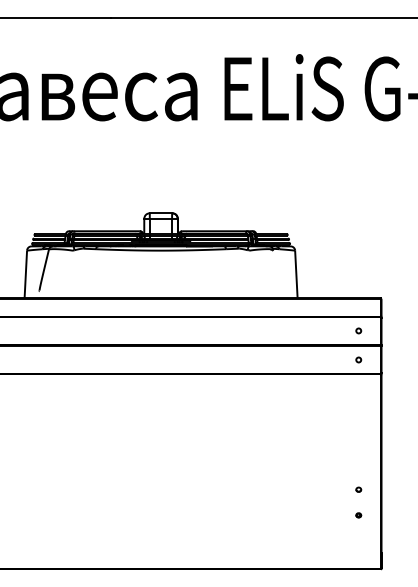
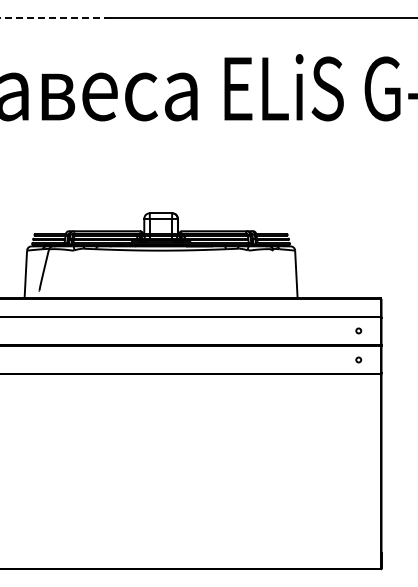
line: solid -> dashed (55, 17)
part: present -> none (358, 489)
part: present -> none (358, 515)
